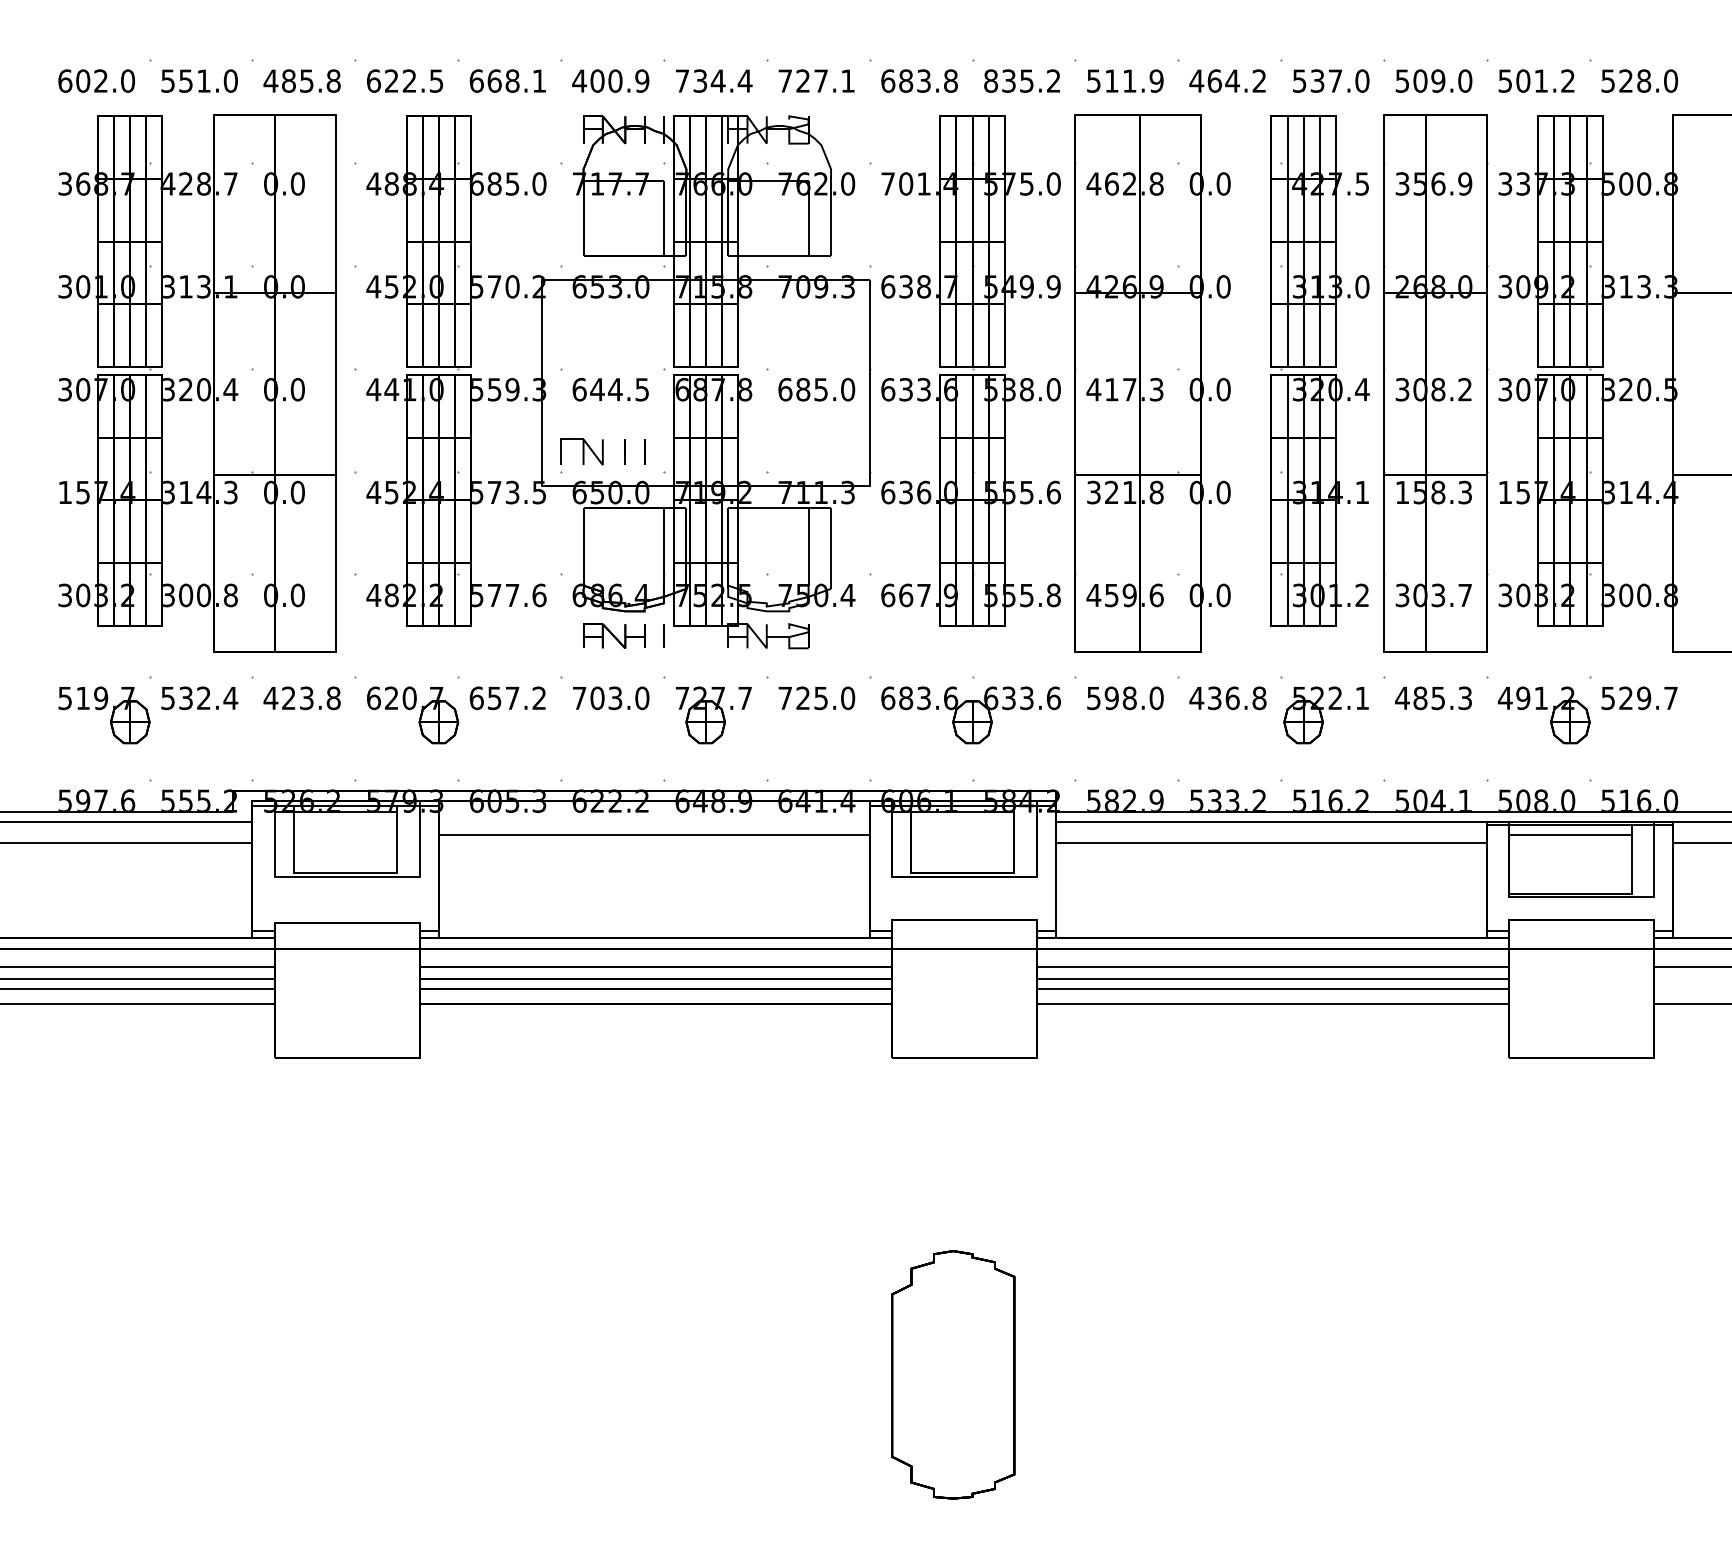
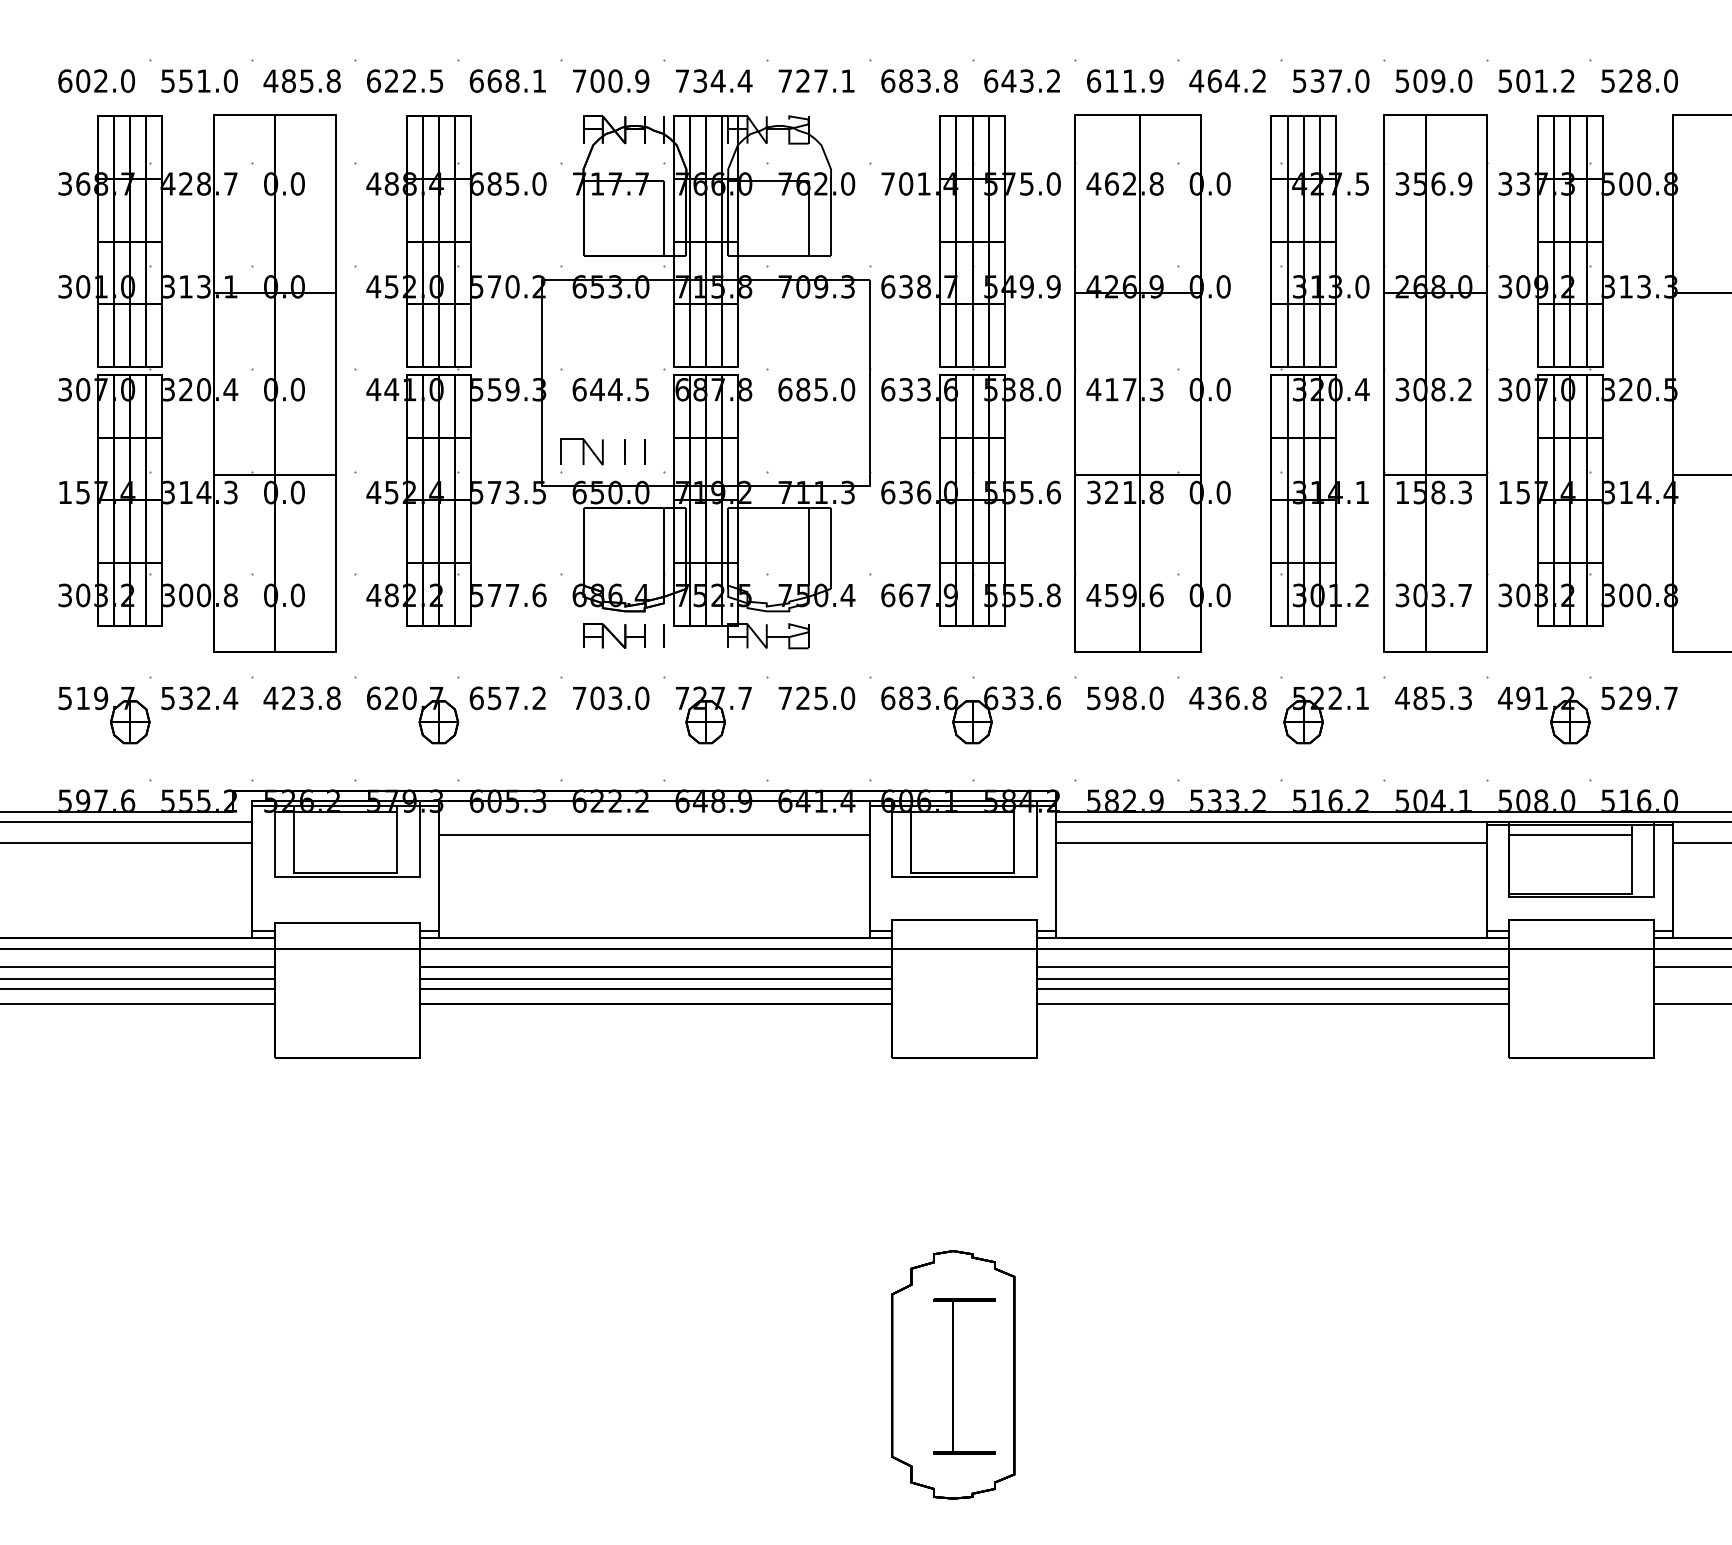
text: 400.9 -> 700.9 (579, 80)
text: 835.2 -> 643.2 (1008, 80)
text: 511.9 -> 611.9 (1094, 80)
part: none -> present (953, 1376)
